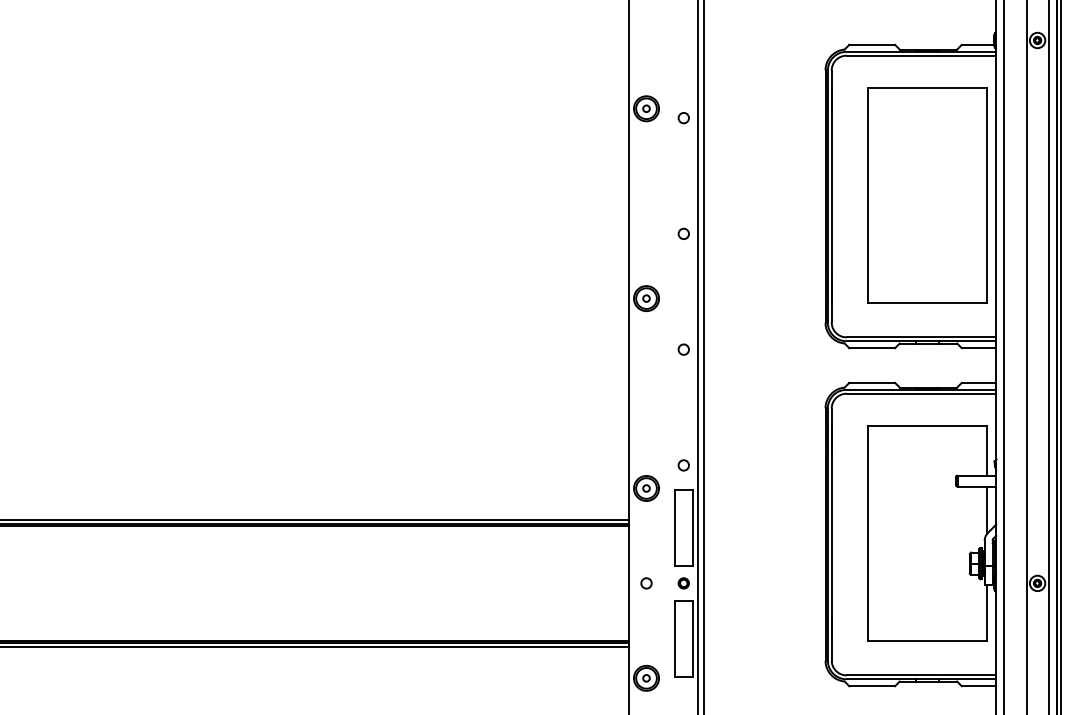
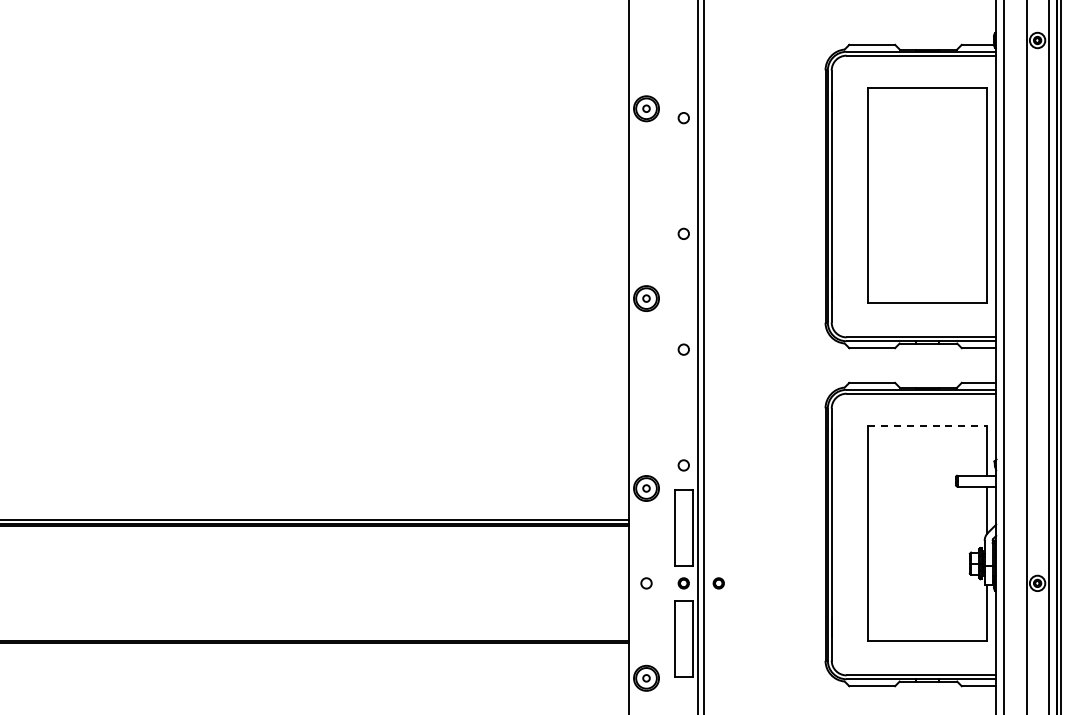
line: solid -> dashed (928, 425)
part: none -> present (718, 583)
line: present -> none (315, 646)
